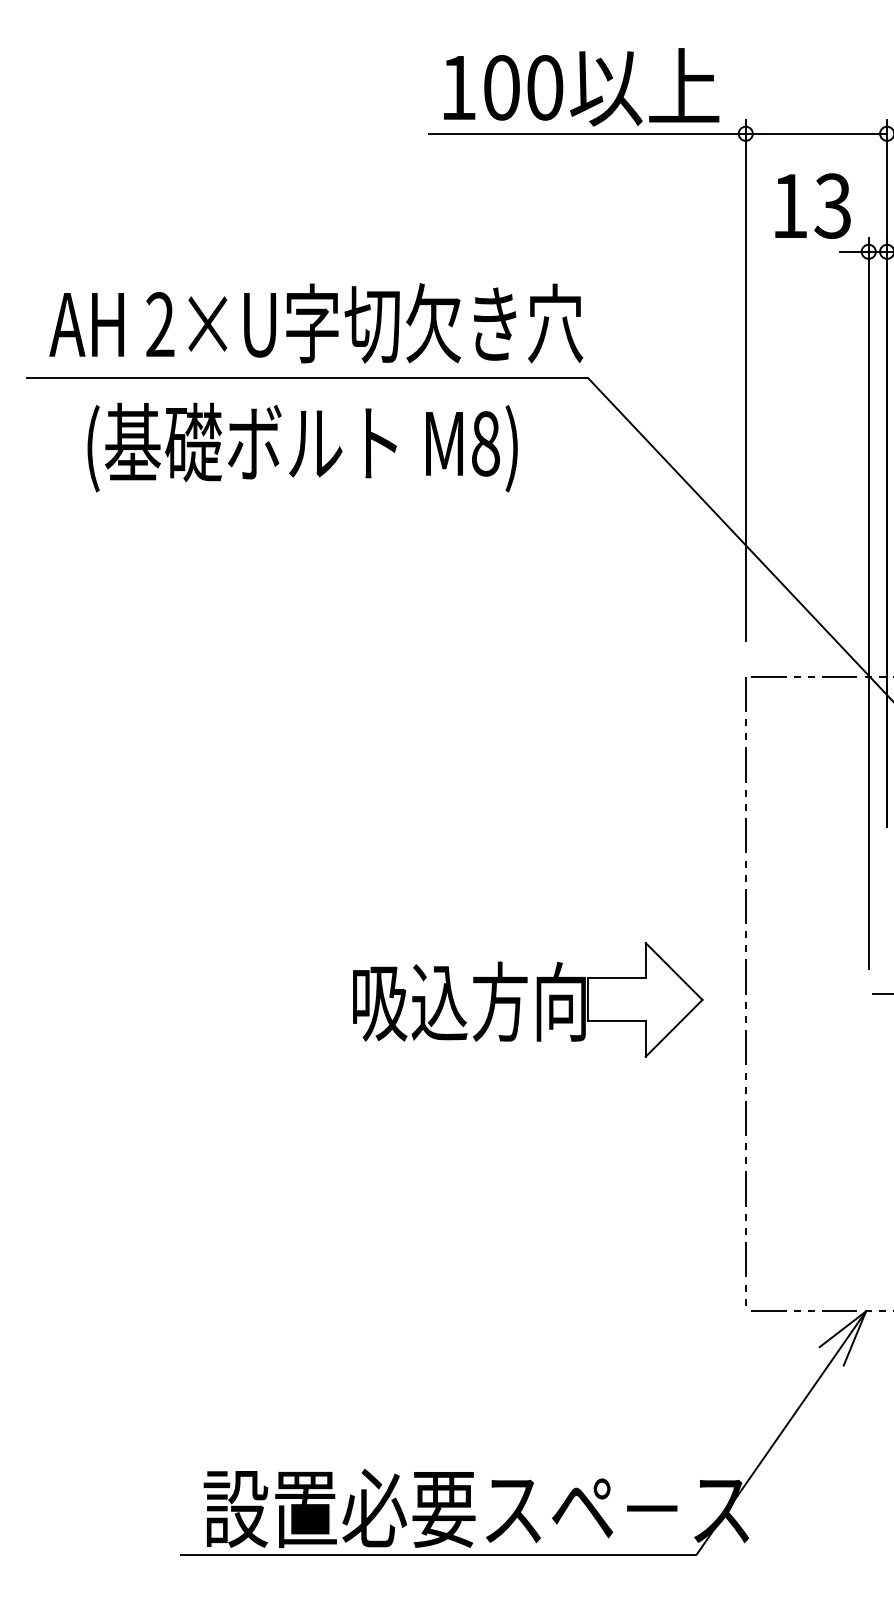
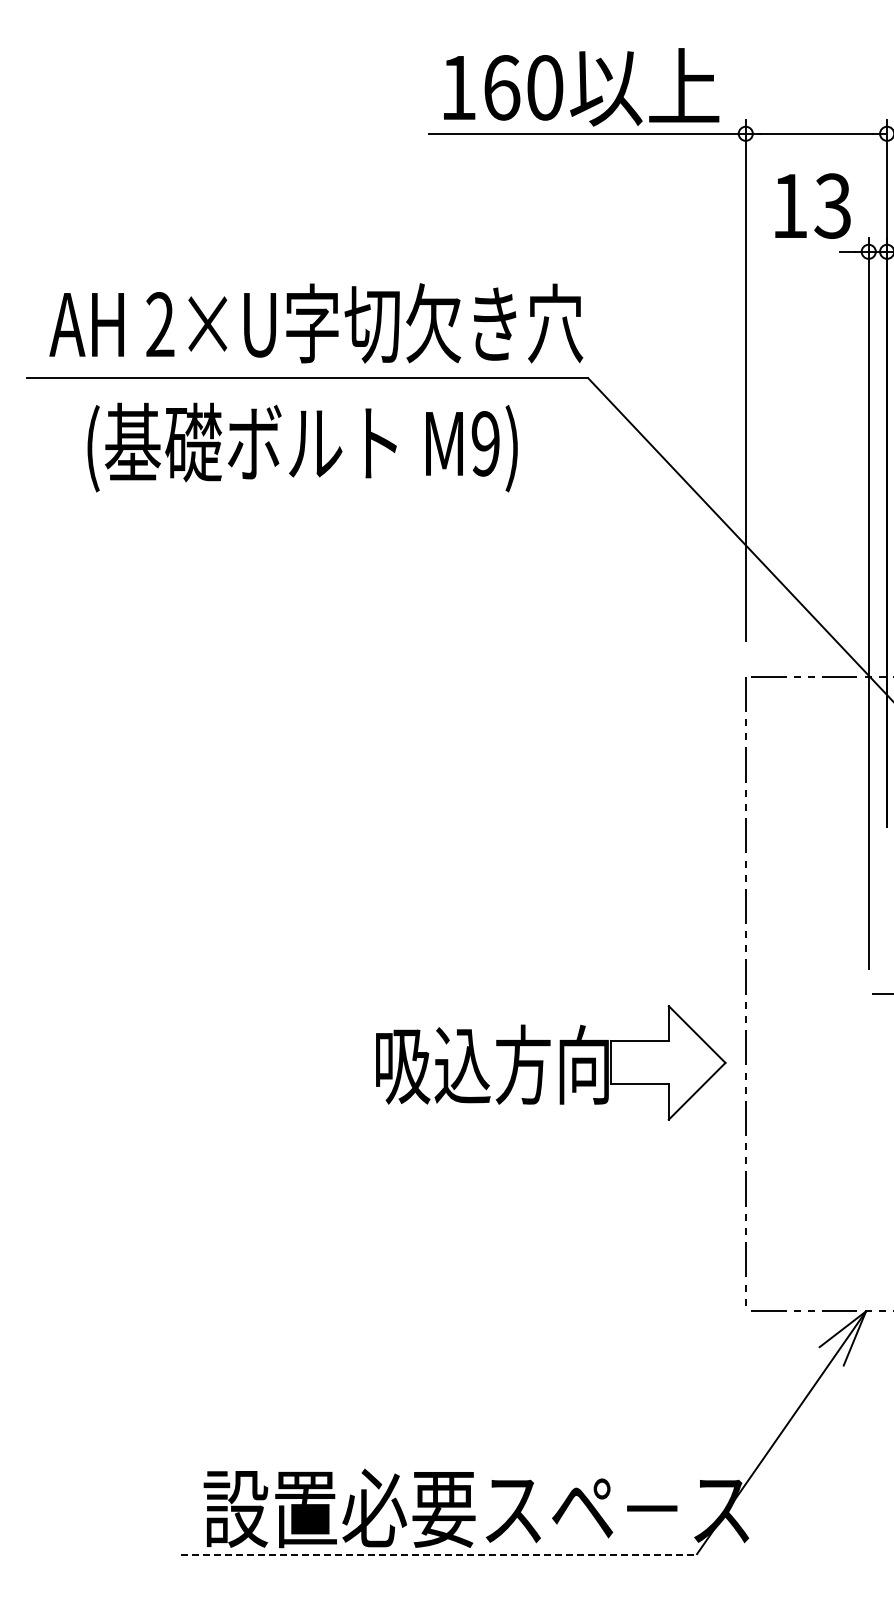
text: 100 -> 160 (502, 87)
text: M8) -> M9) (485, 443)
part position: (520, 999) -> (543, 1062) (543, 1062)
line: solid -> dashed (438, 1554)
